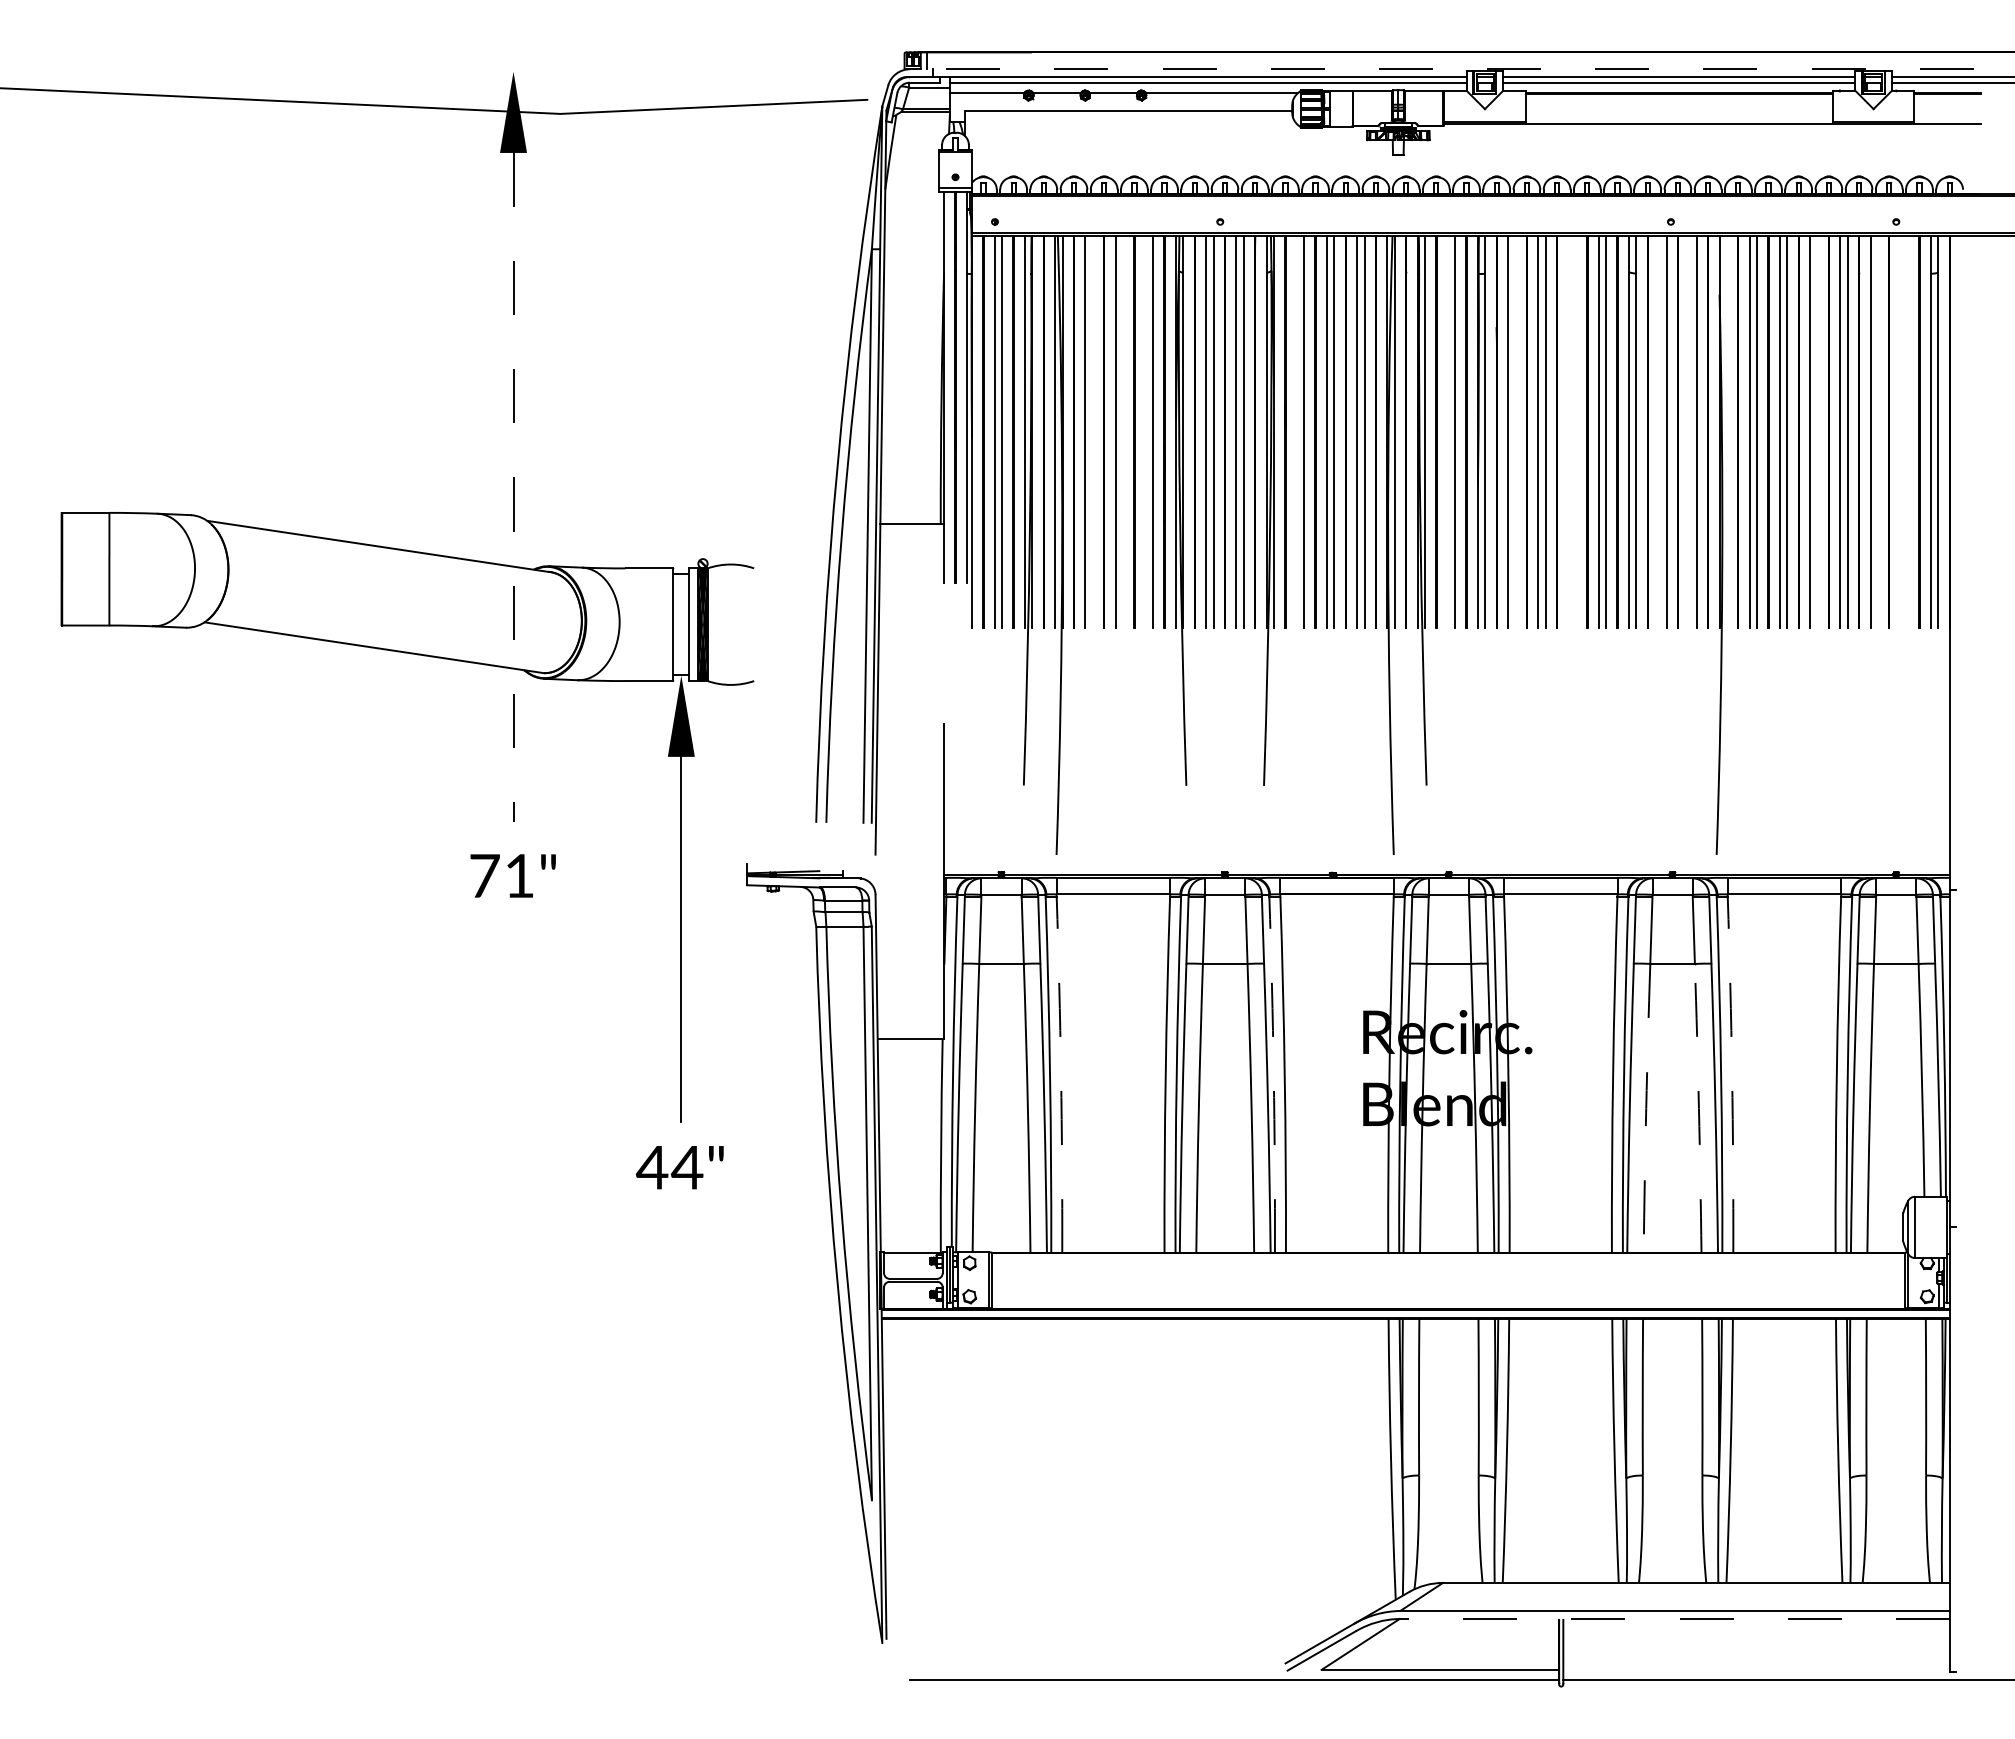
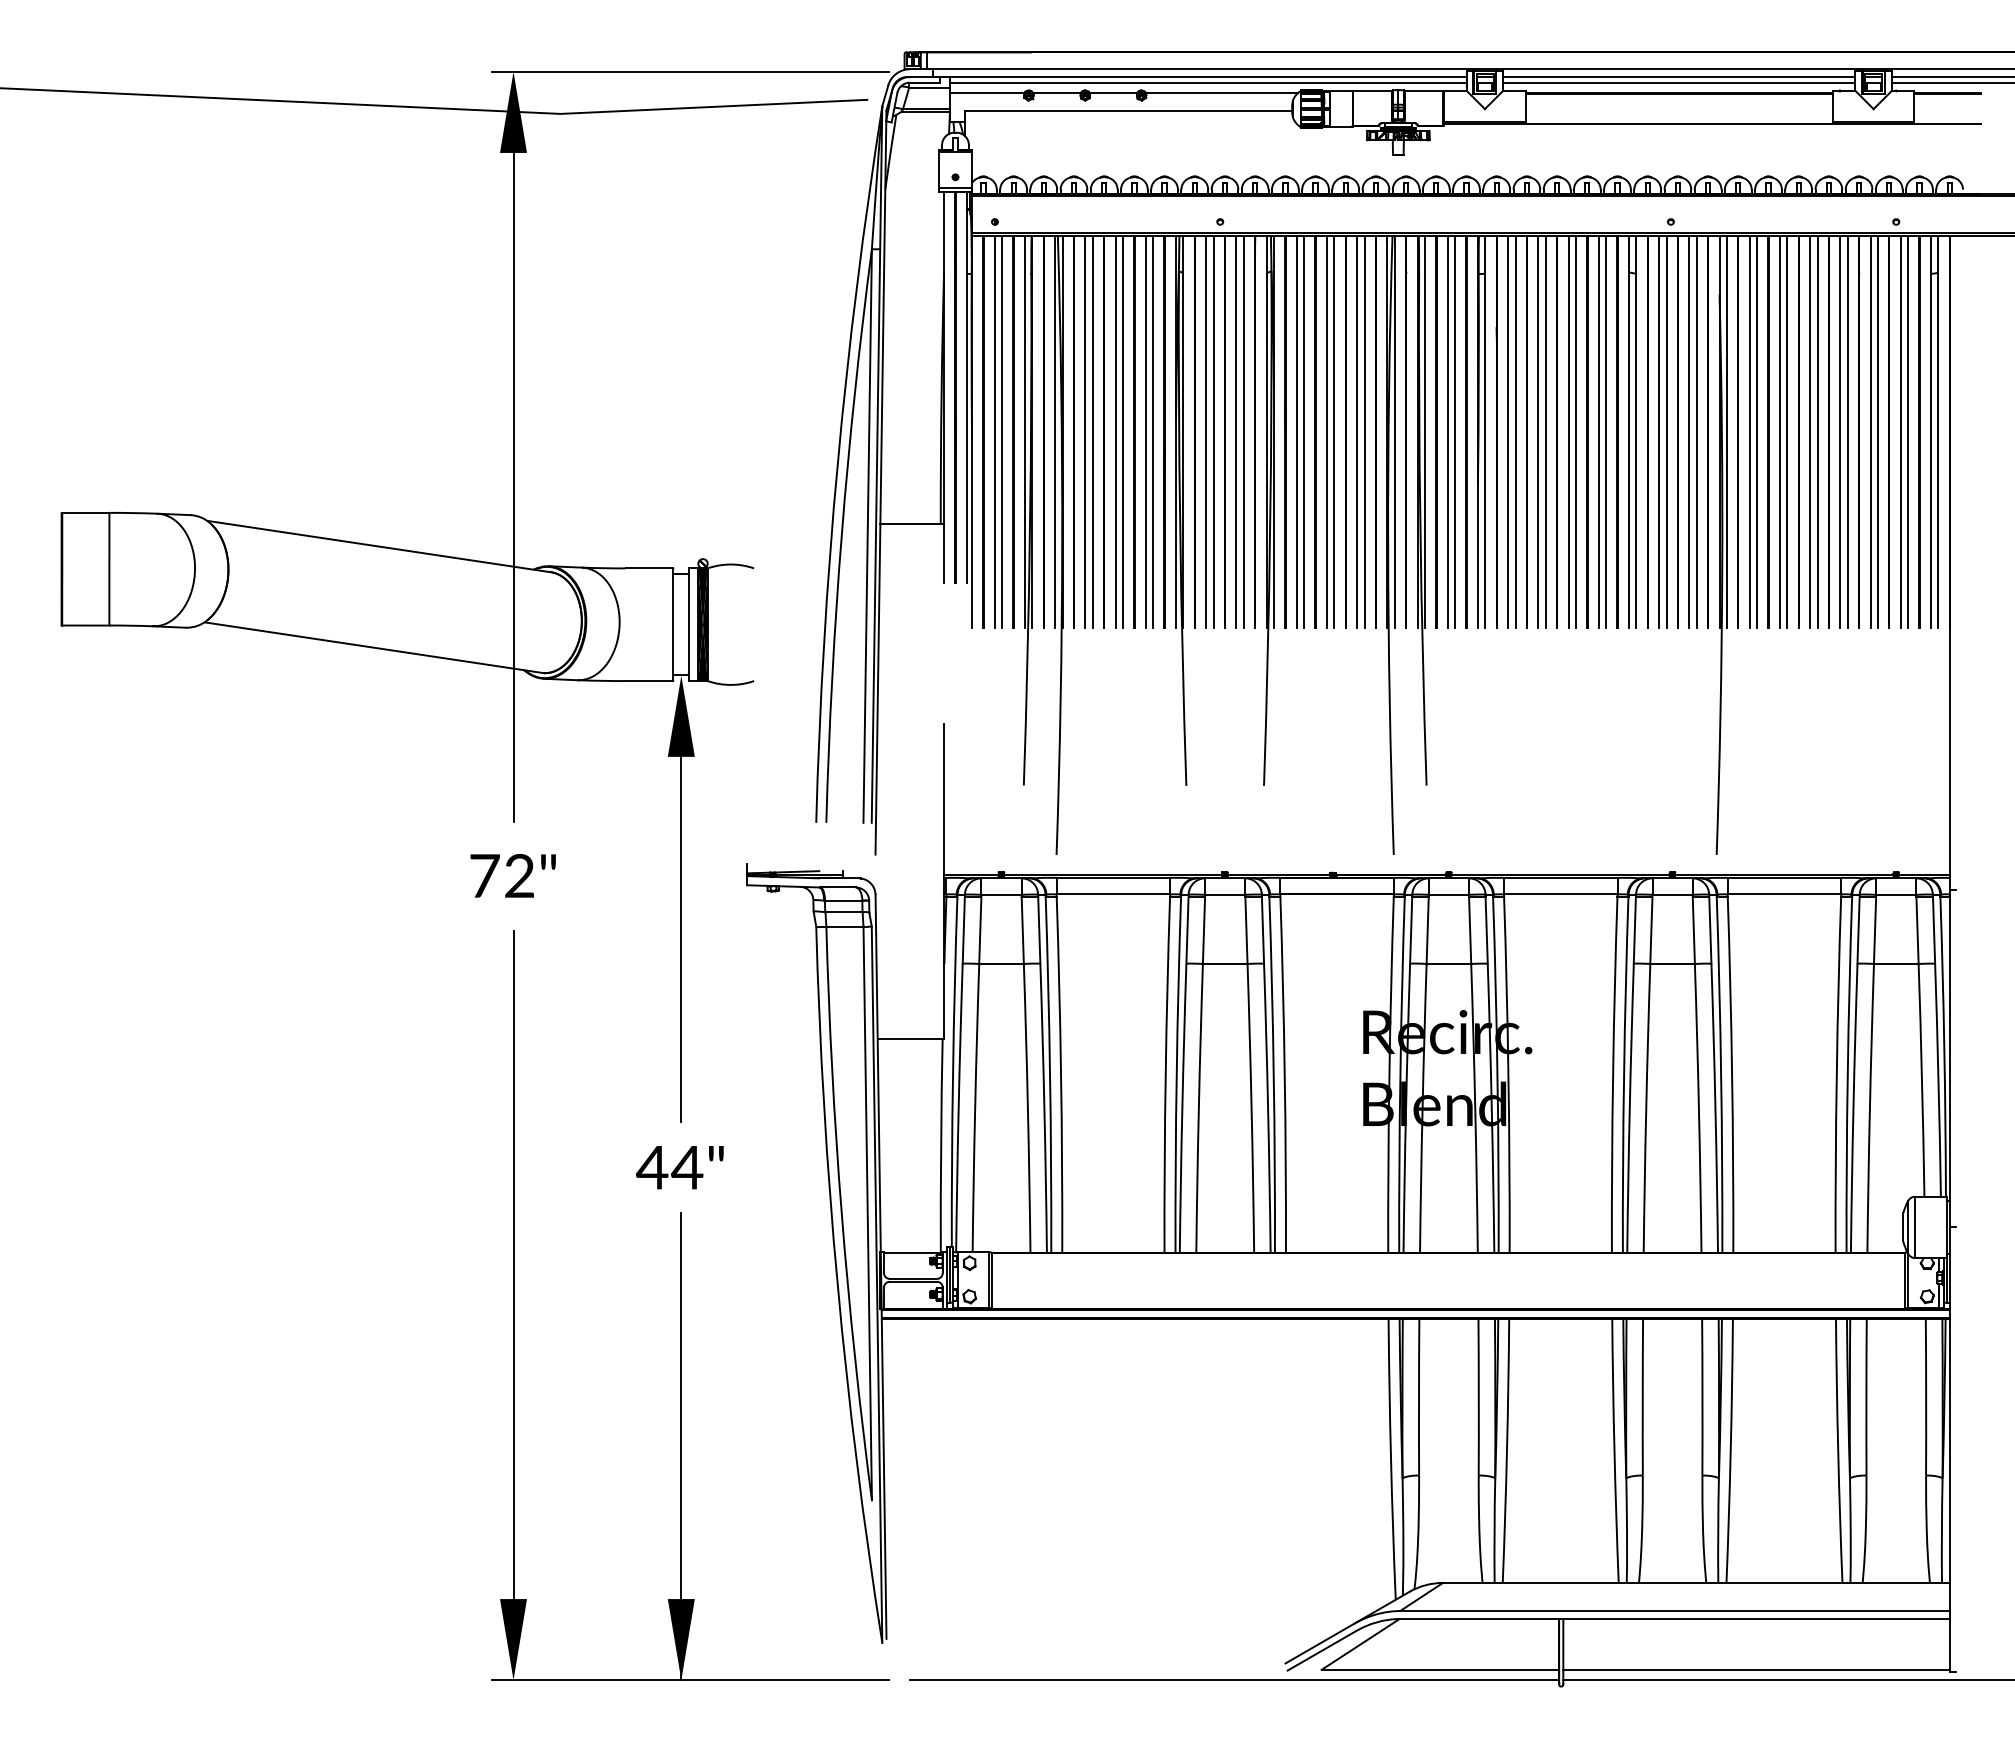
line: dashed -> solid (1462, 69)
line: none -> present (690, 71)
line: none -> present (1092, 432)
line: none -> present (1123, 432)
line: none -> present (1145, 432)
line: none -> present (1296, 432)
line: none -> present (1447, 432)
line: none -> present (1515, 432)
line: none -> present (1568, 432)
line: none -> present (1575, 432)
line: none -> present (1659, 432)
line: none -> present (1689, 432)
line: none -> present (1726, 432)
line: none -> present (1817, 432)
line: none -> present (1877, 432)
line: none -> present (1900, 432)
line: none -> present (1908, 432)
line: dashed -> solid (513, 487)
text: 71" -> 72" (519, 875)
arc: dashed -> solid (1061, 1075)
arc: dashed -> solid (1273, 1075)
arc: dashed -> solid (1732, 1075)
arc: dashed -> solid (1646, 1108)
arc: dashed -> solid (1698, 1108)
part: none -> present (681, 1305)
line: dashed -> solid (1674, 1618)
line: none -> present (1756, 1669)
